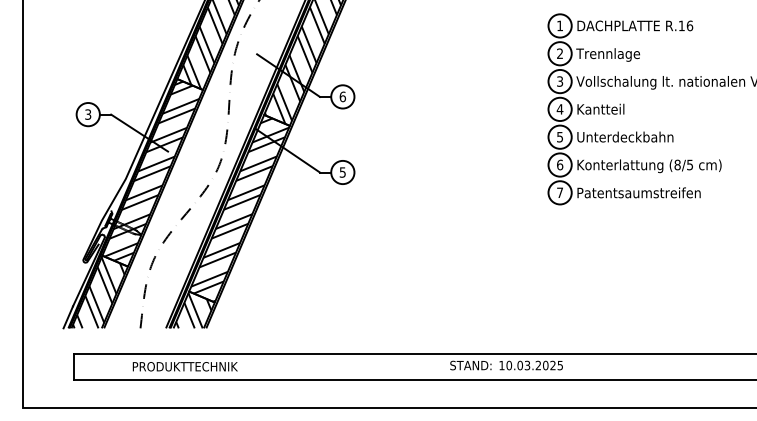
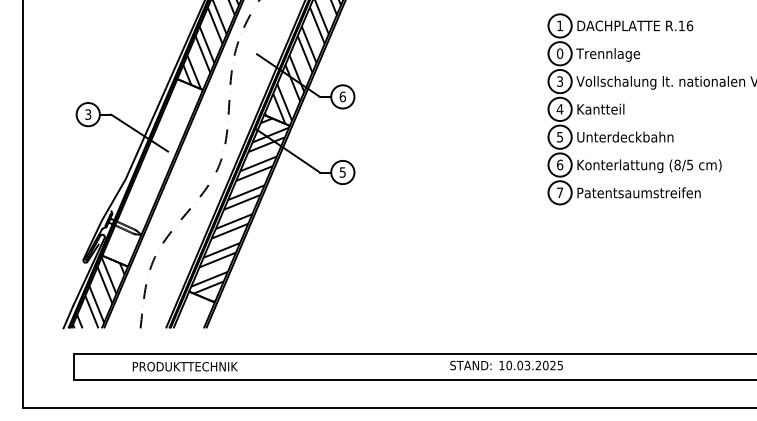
text: 2 -> 0 (560, 53)
hatch: present -> none (151, 170)
hatch: present -> none (193, 310)
